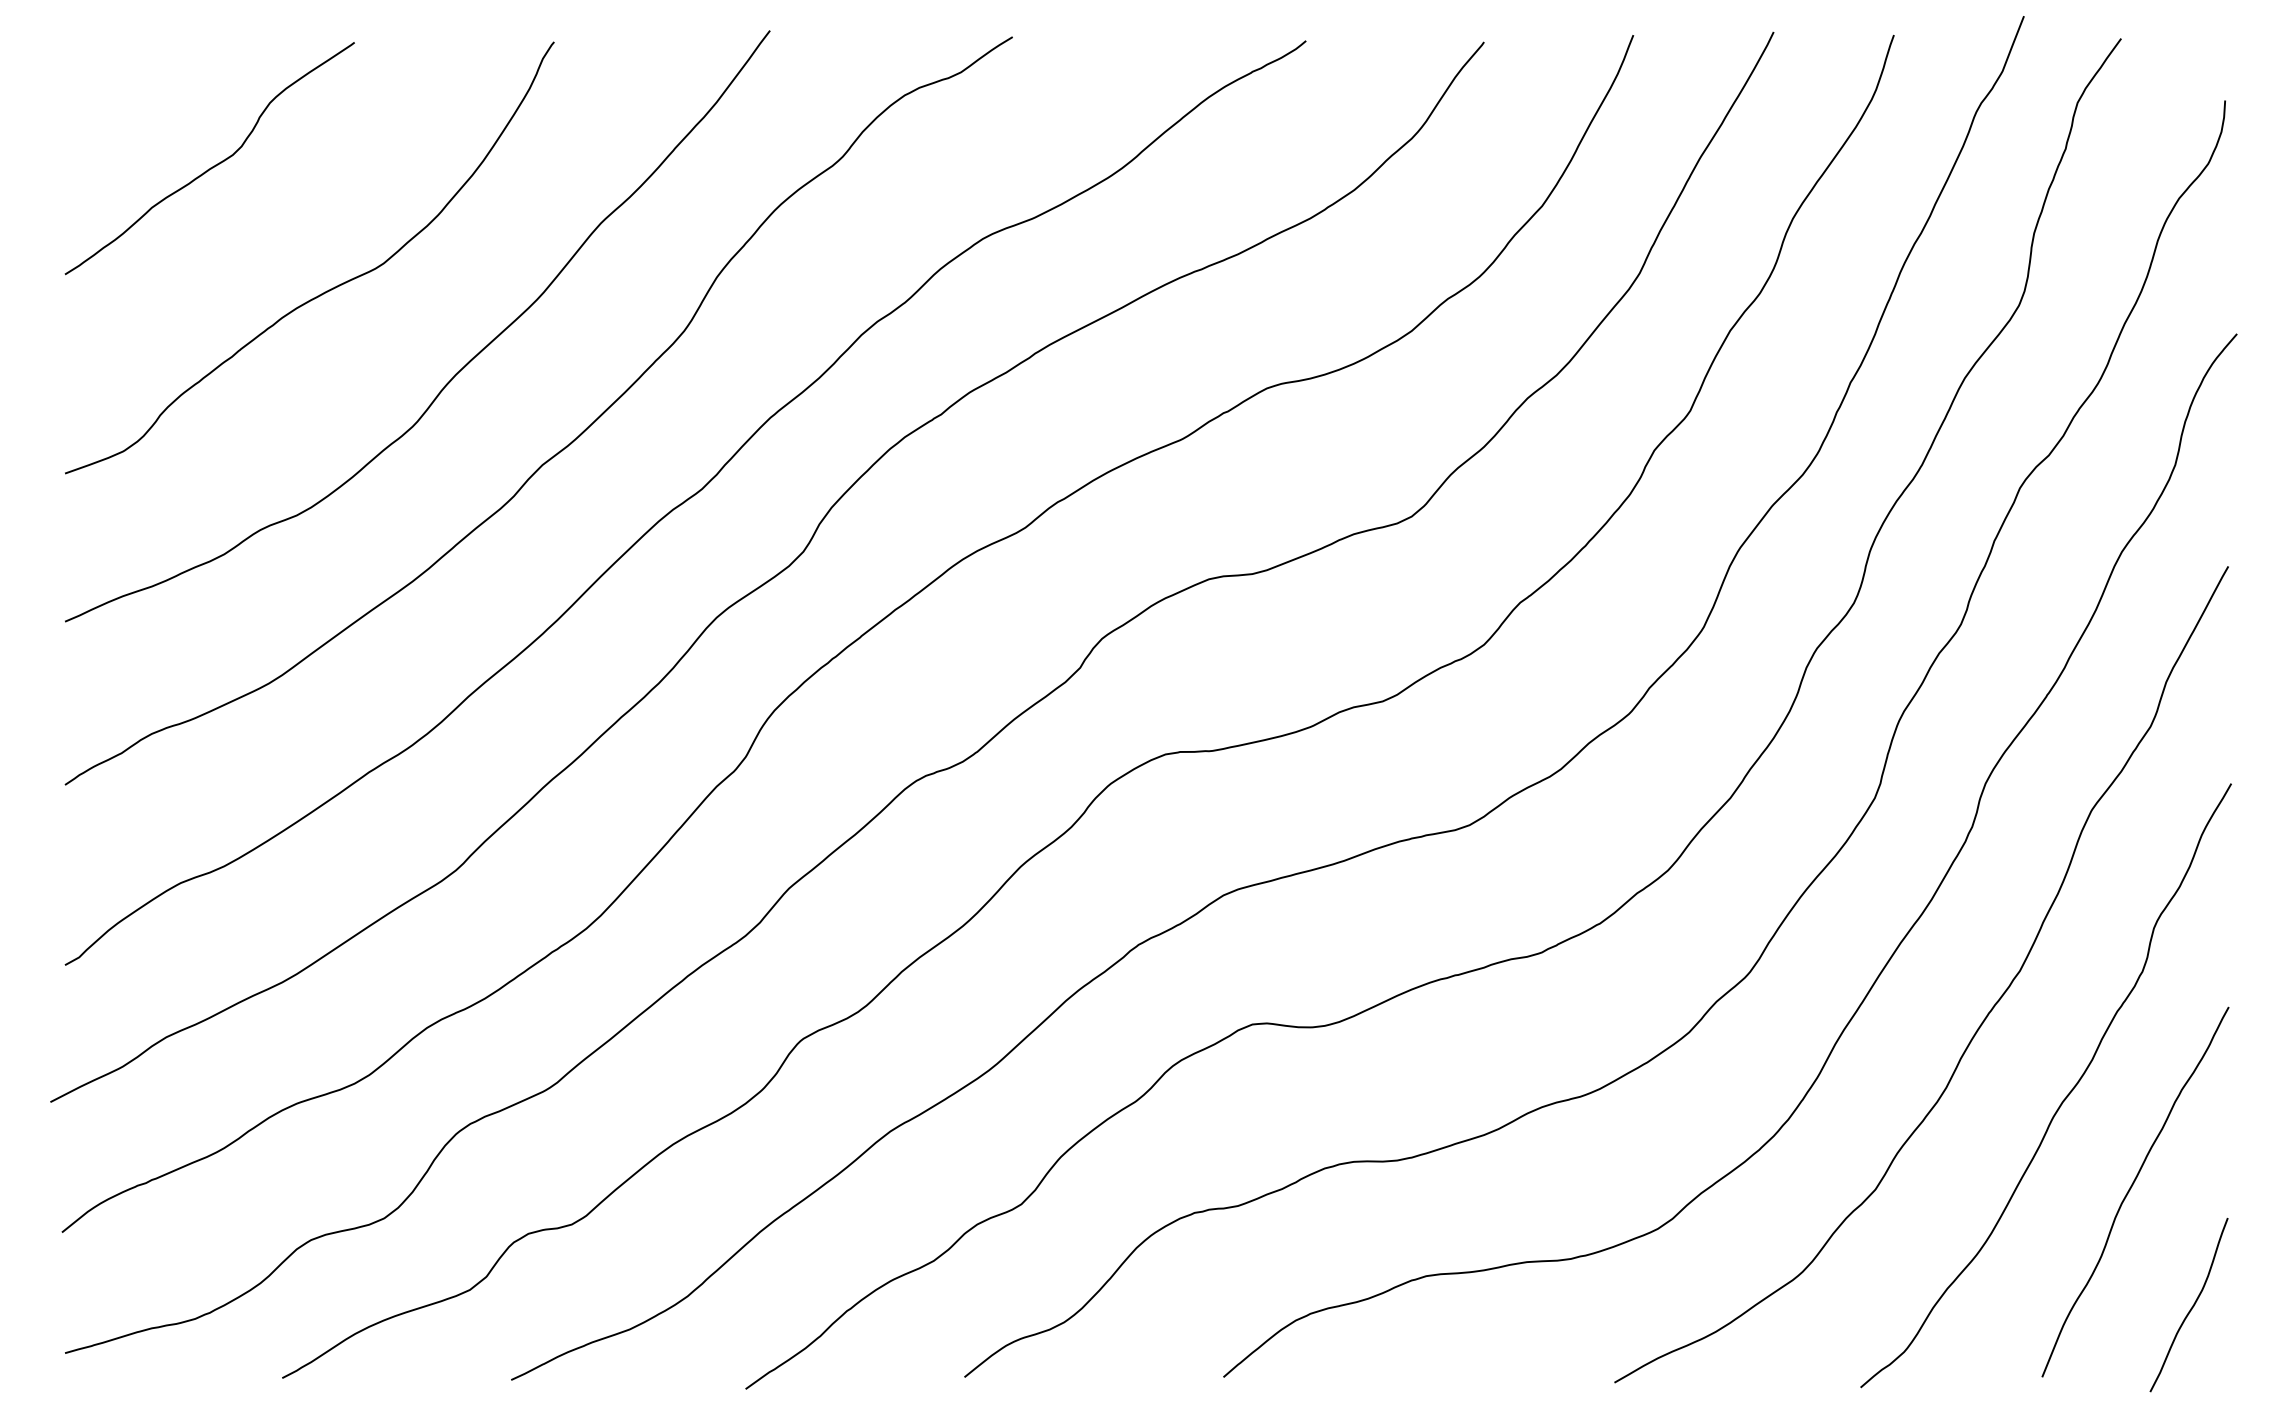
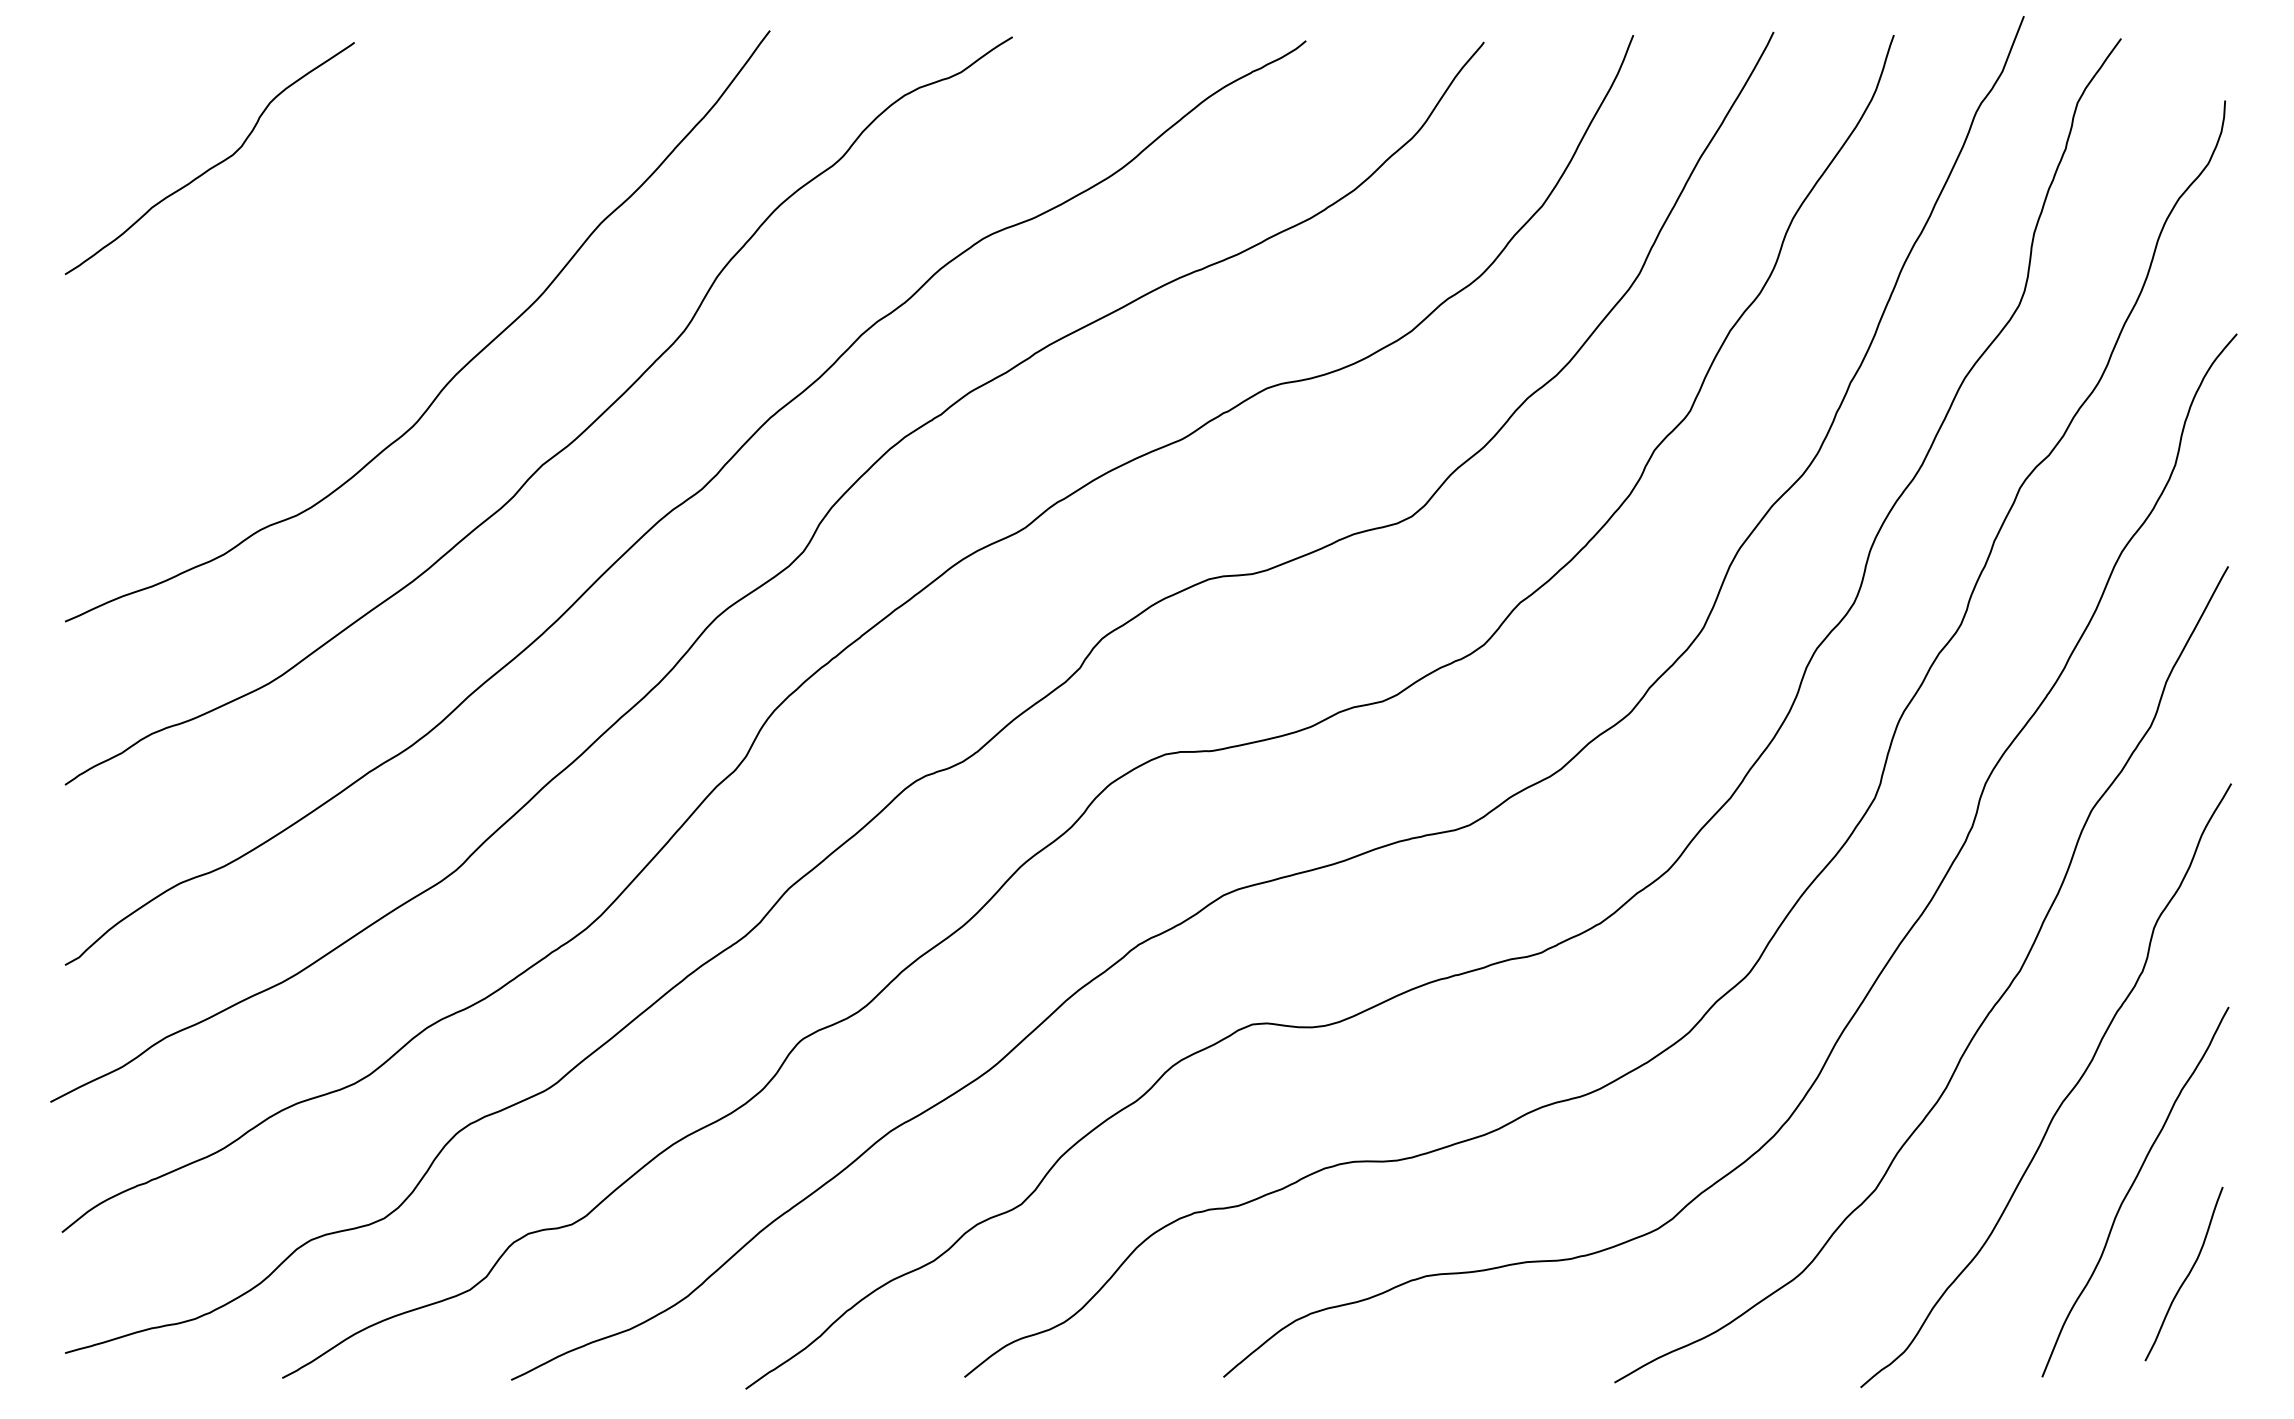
curve: present -> none (326, 290)
curve position: (2192, 1305) -> (2187, 1274) (2187, 1274)
